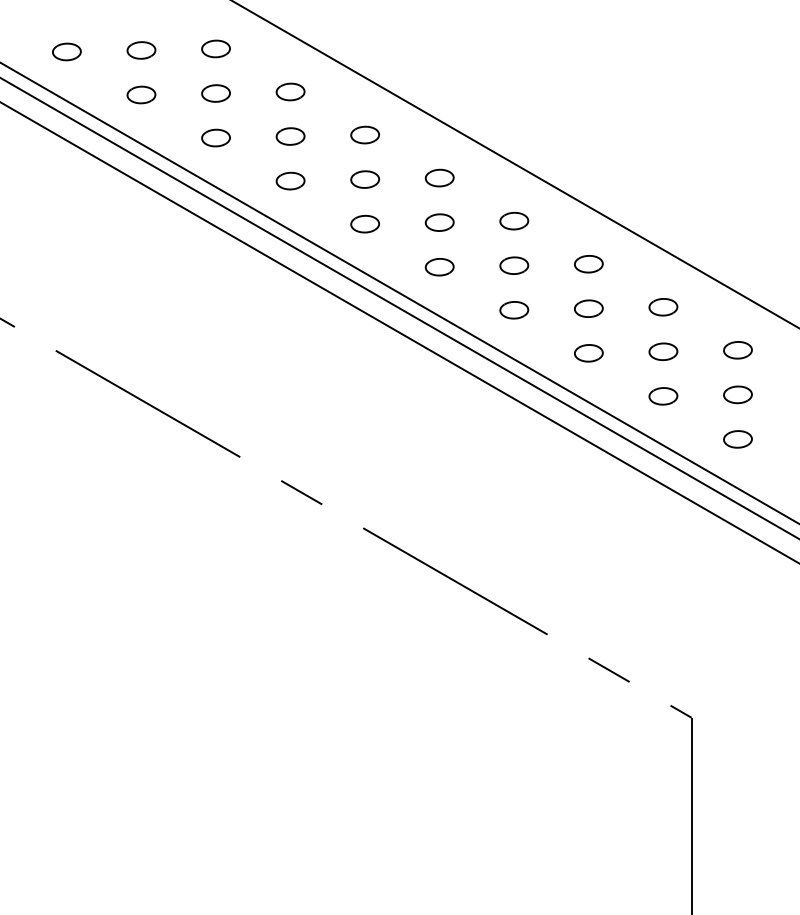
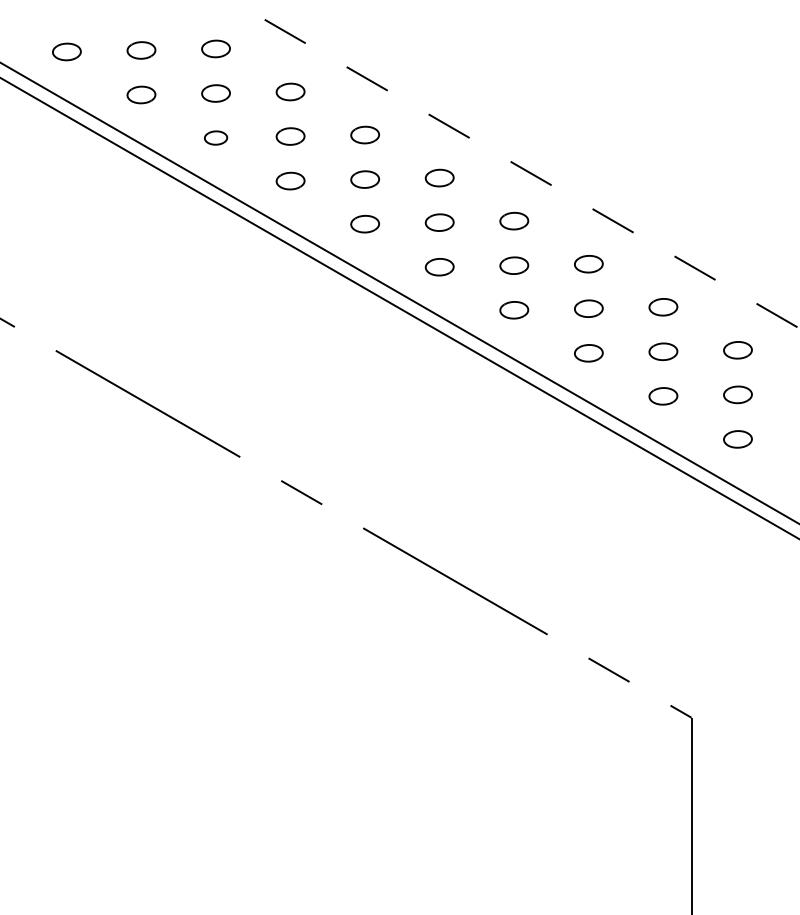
part size: 30x20 px -> 25x16 px (216, 137)
line: solid -> dashed (515, 164)
line: present -> none (399, 332)
